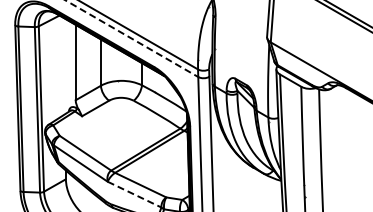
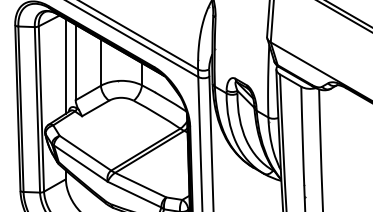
line: dashed -> solid (131, 38)
line: none -> present (65, 66)
line: dashed -> solid (134, 194)
